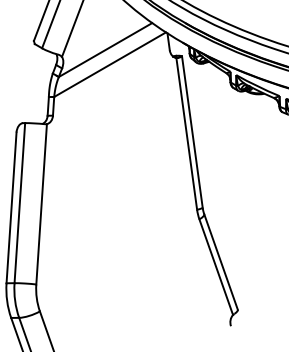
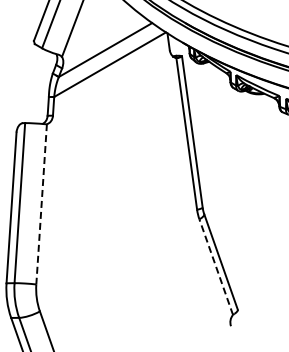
line: solid -> dashed (41, 204)
line: solid -> dashed (216, 267)
